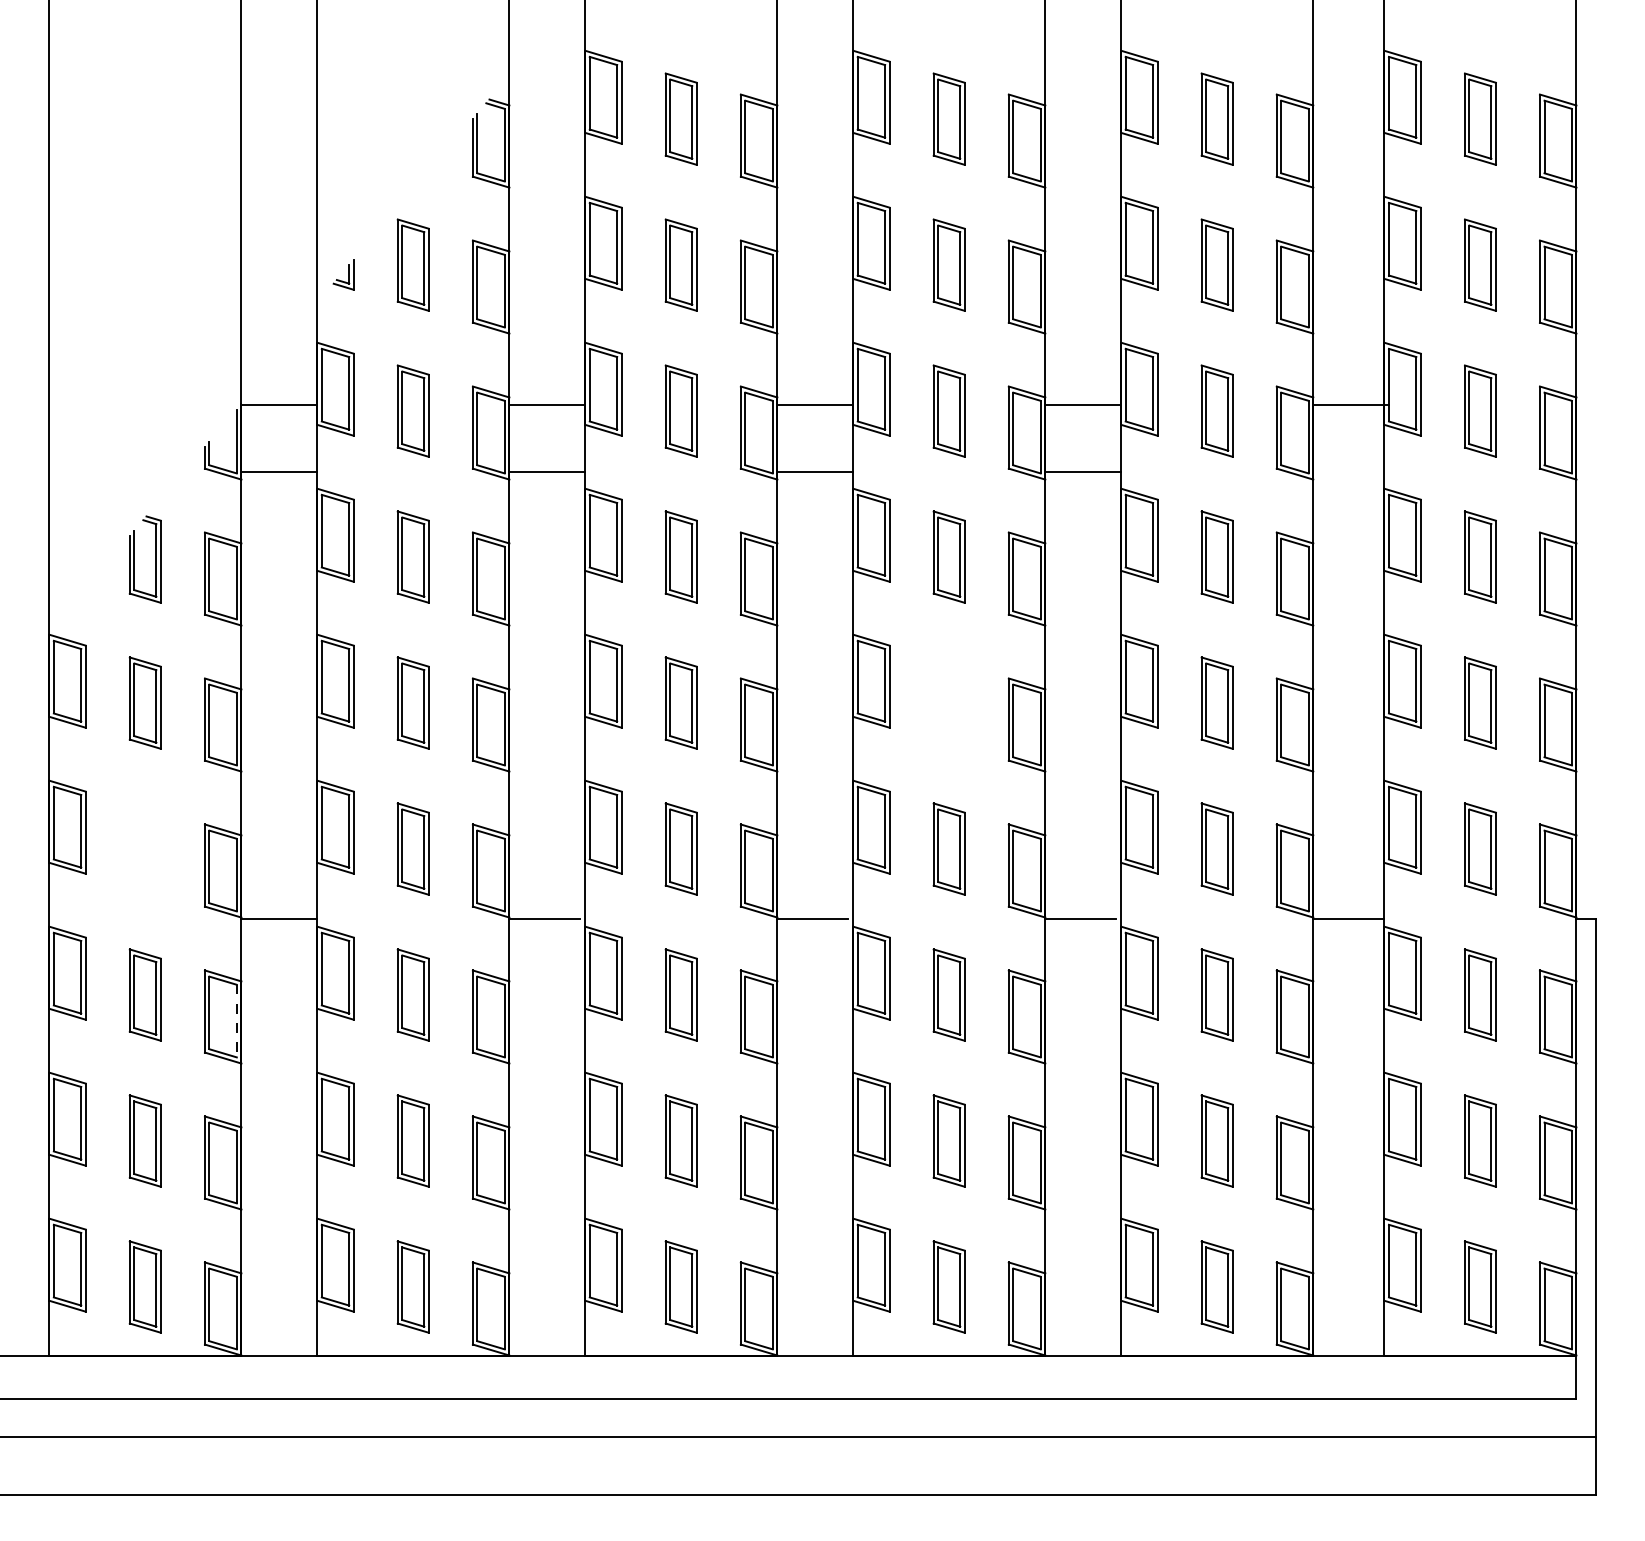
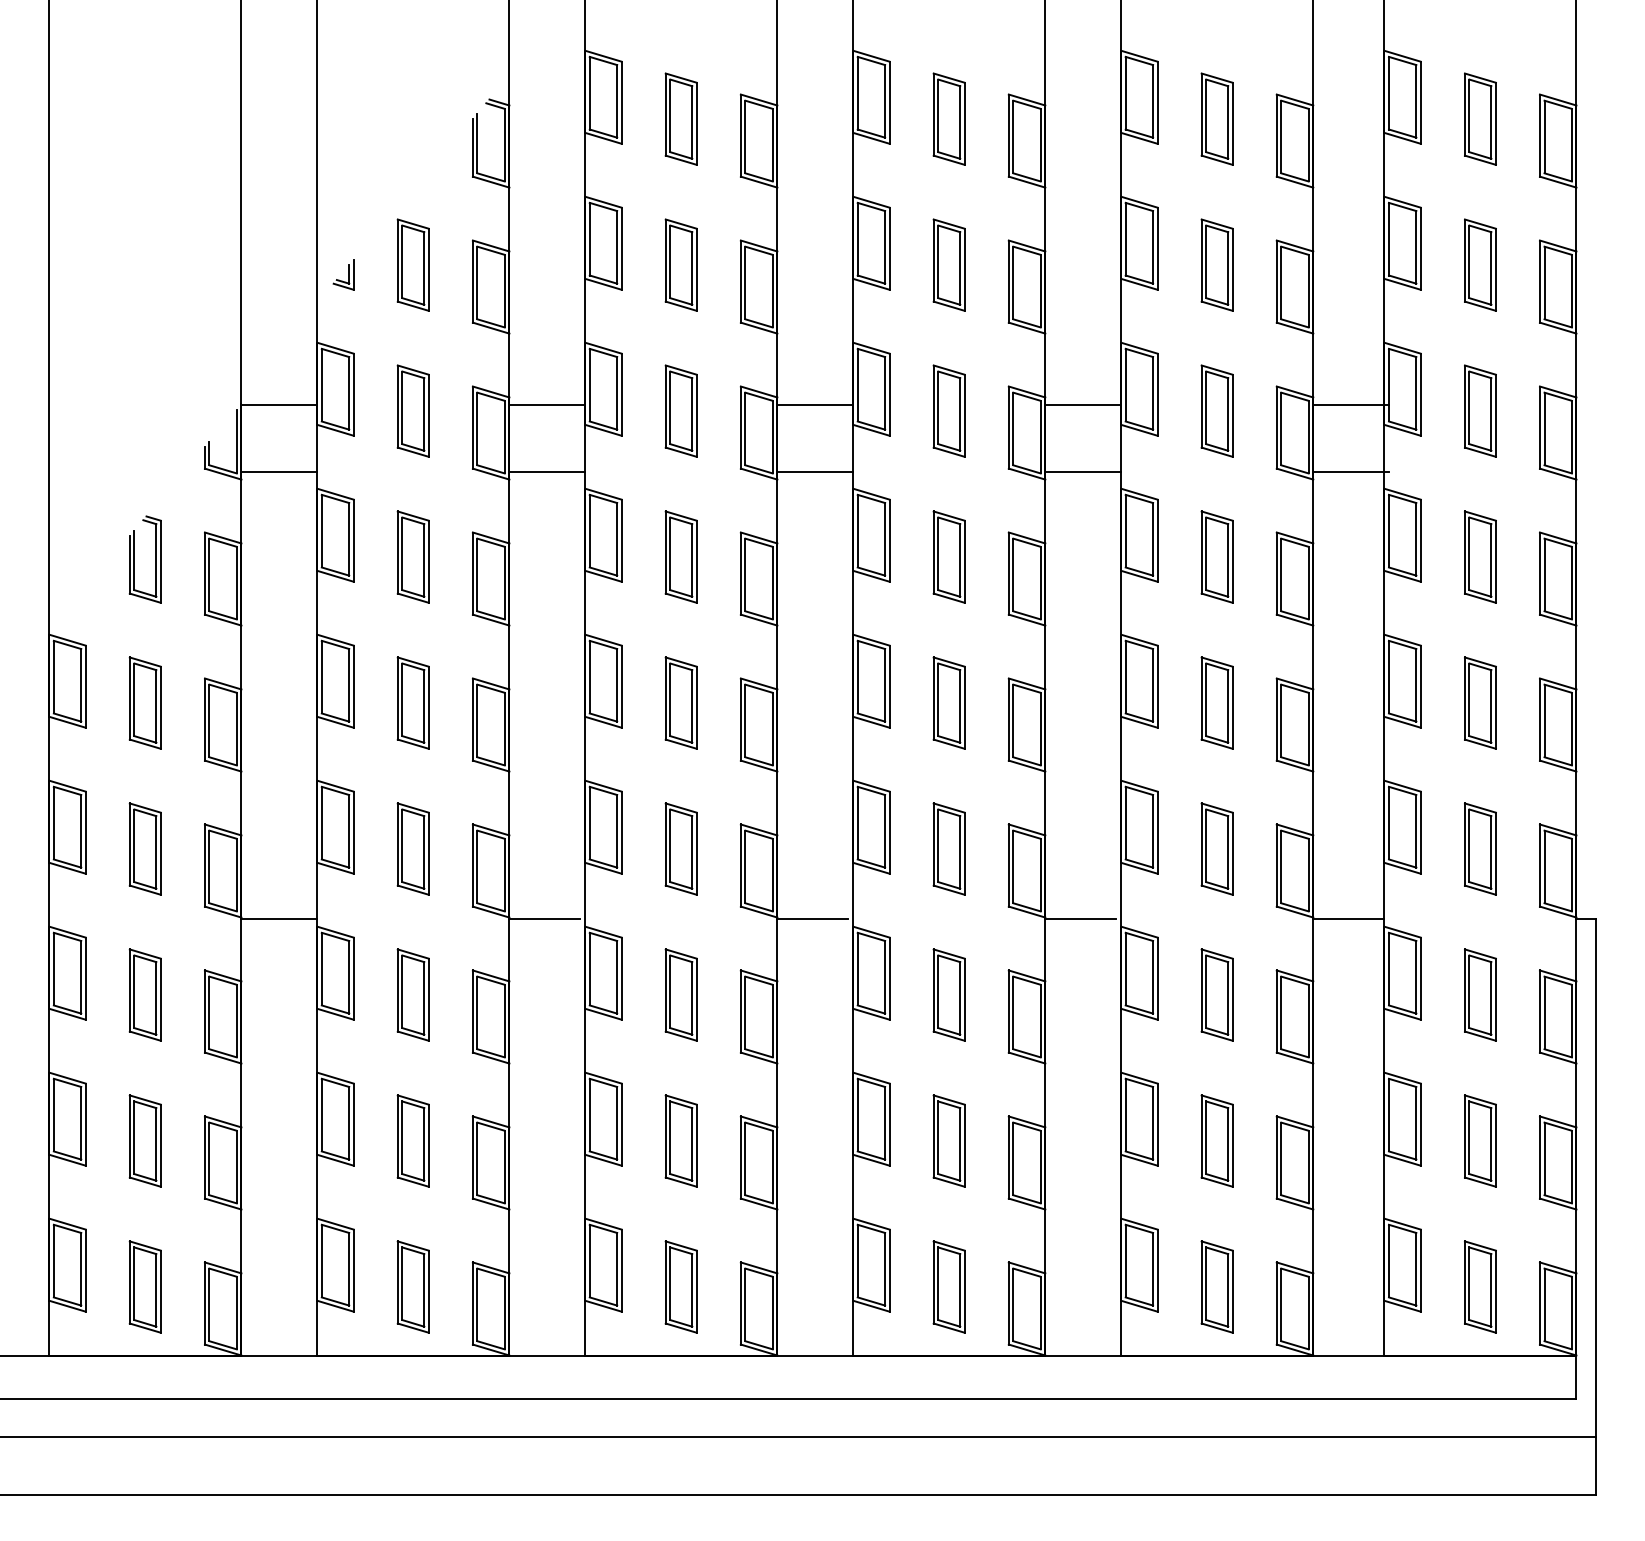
line: none -> present (1351, 471)
part: none -> present (948, 702)
part: none -> present (144, 848)
line: dashed -> solid (236, 1021)
